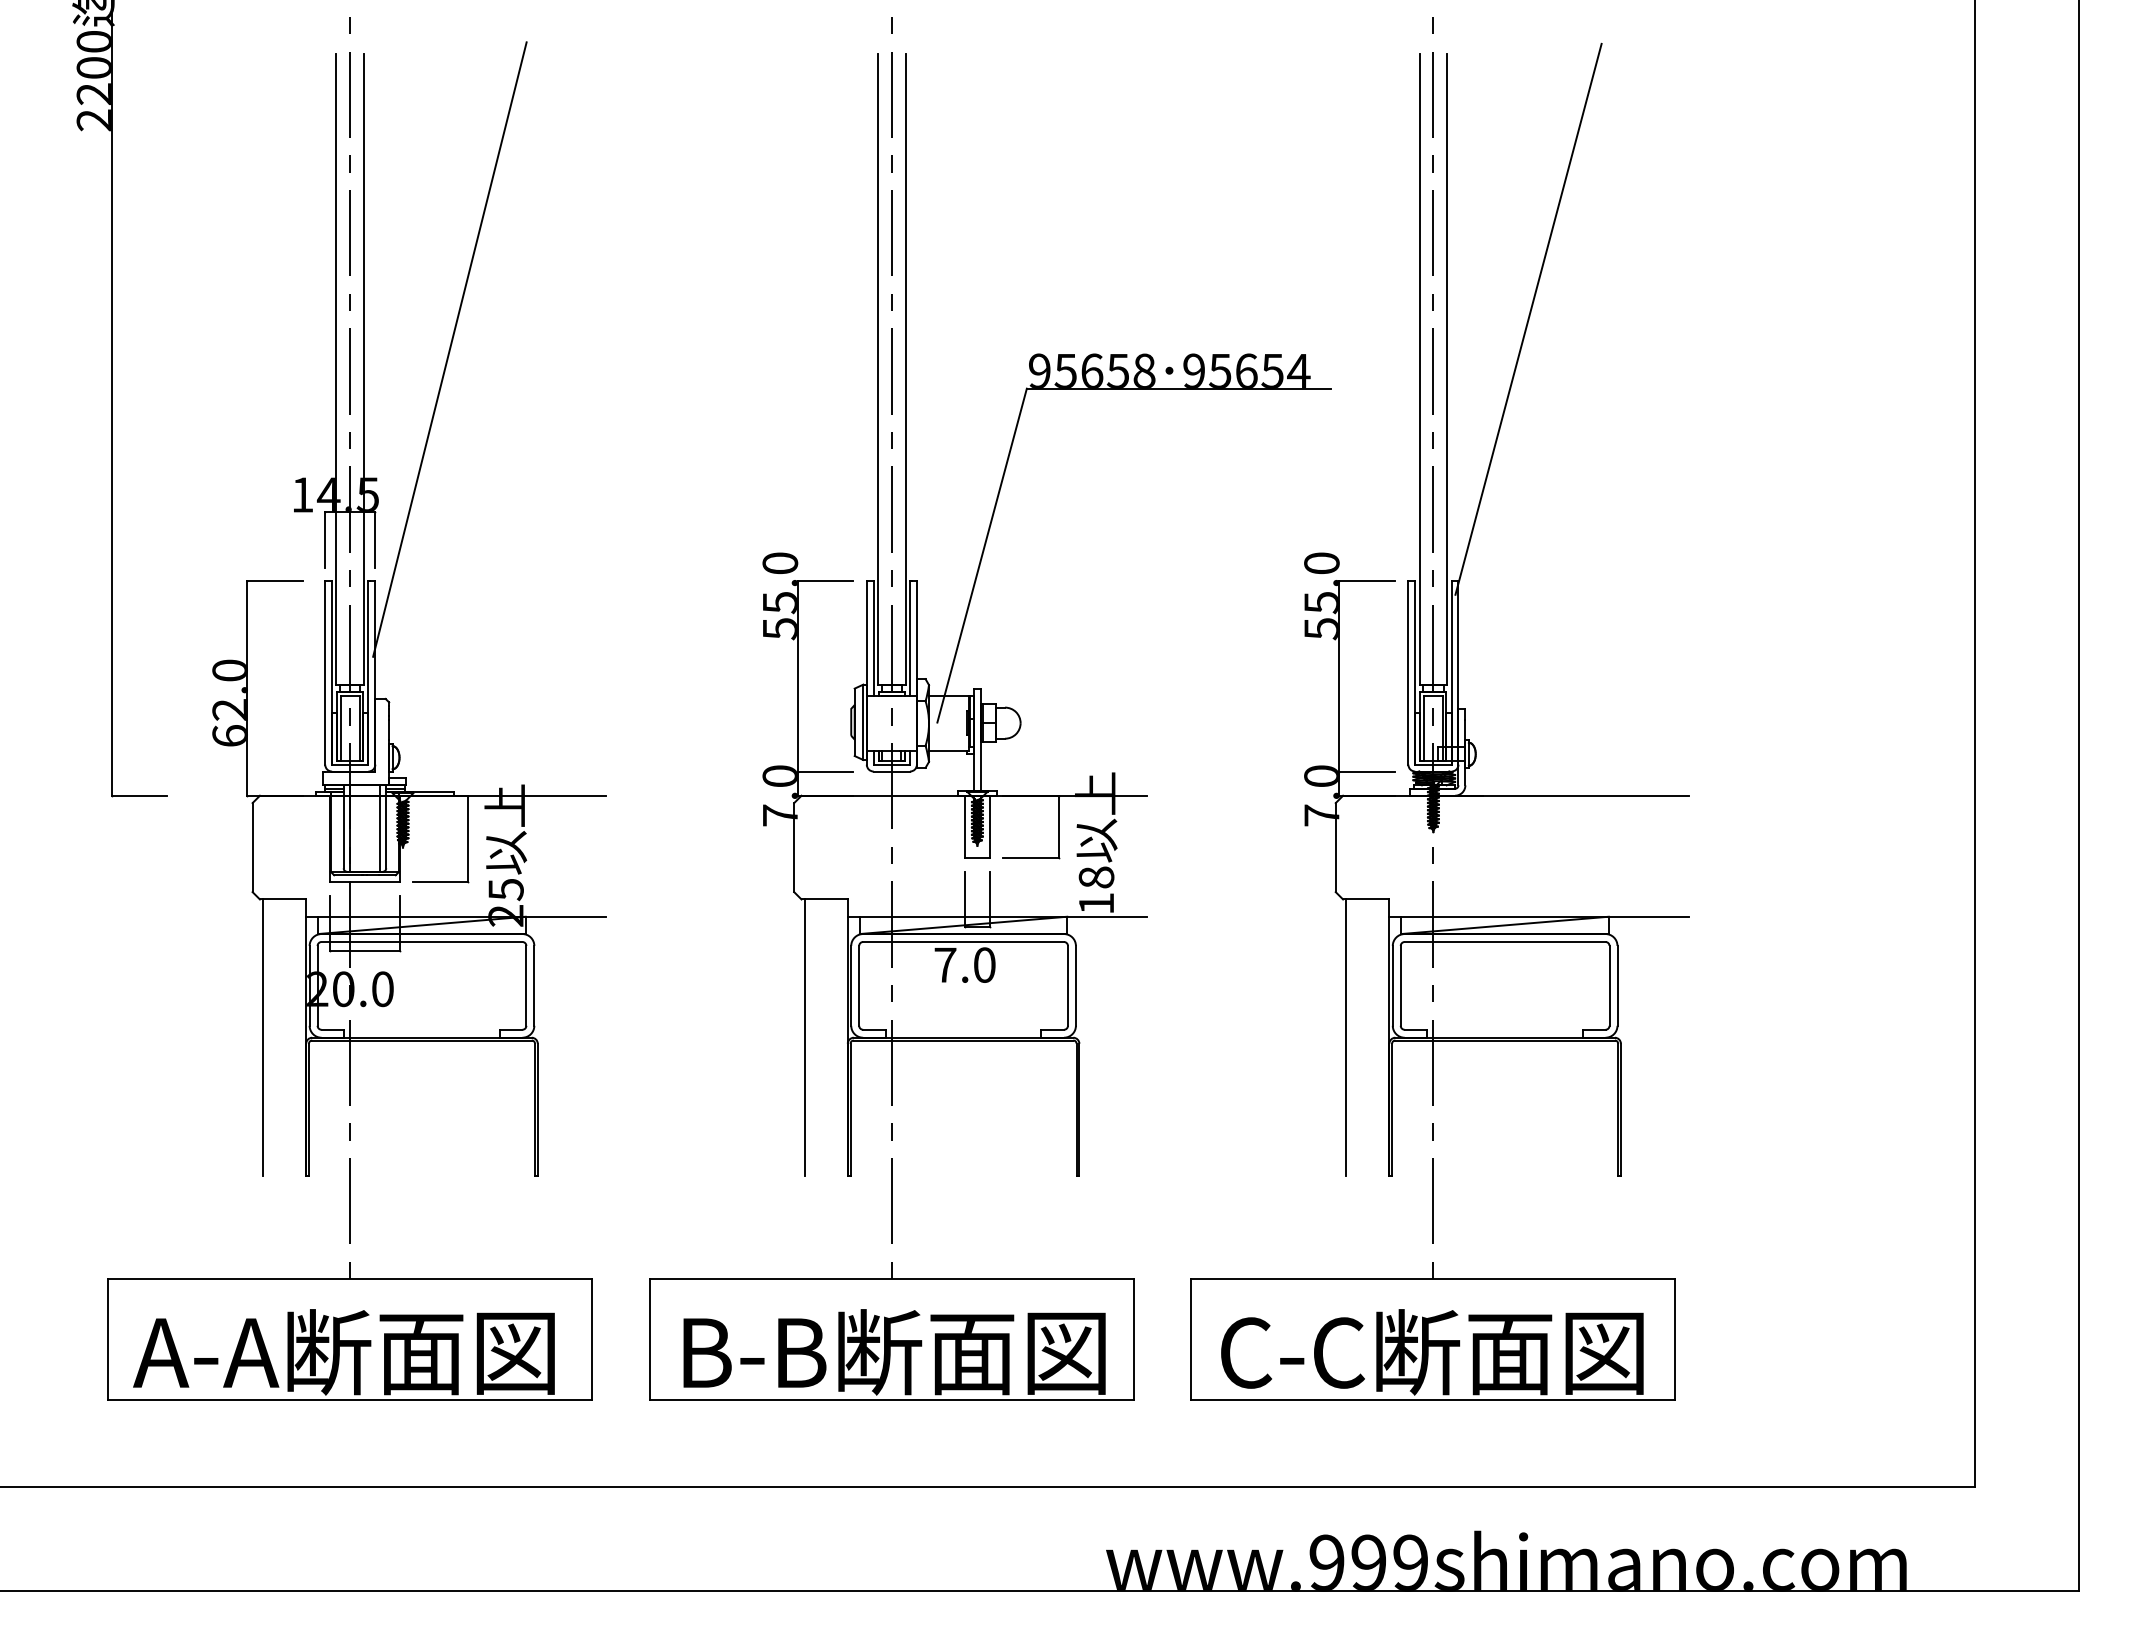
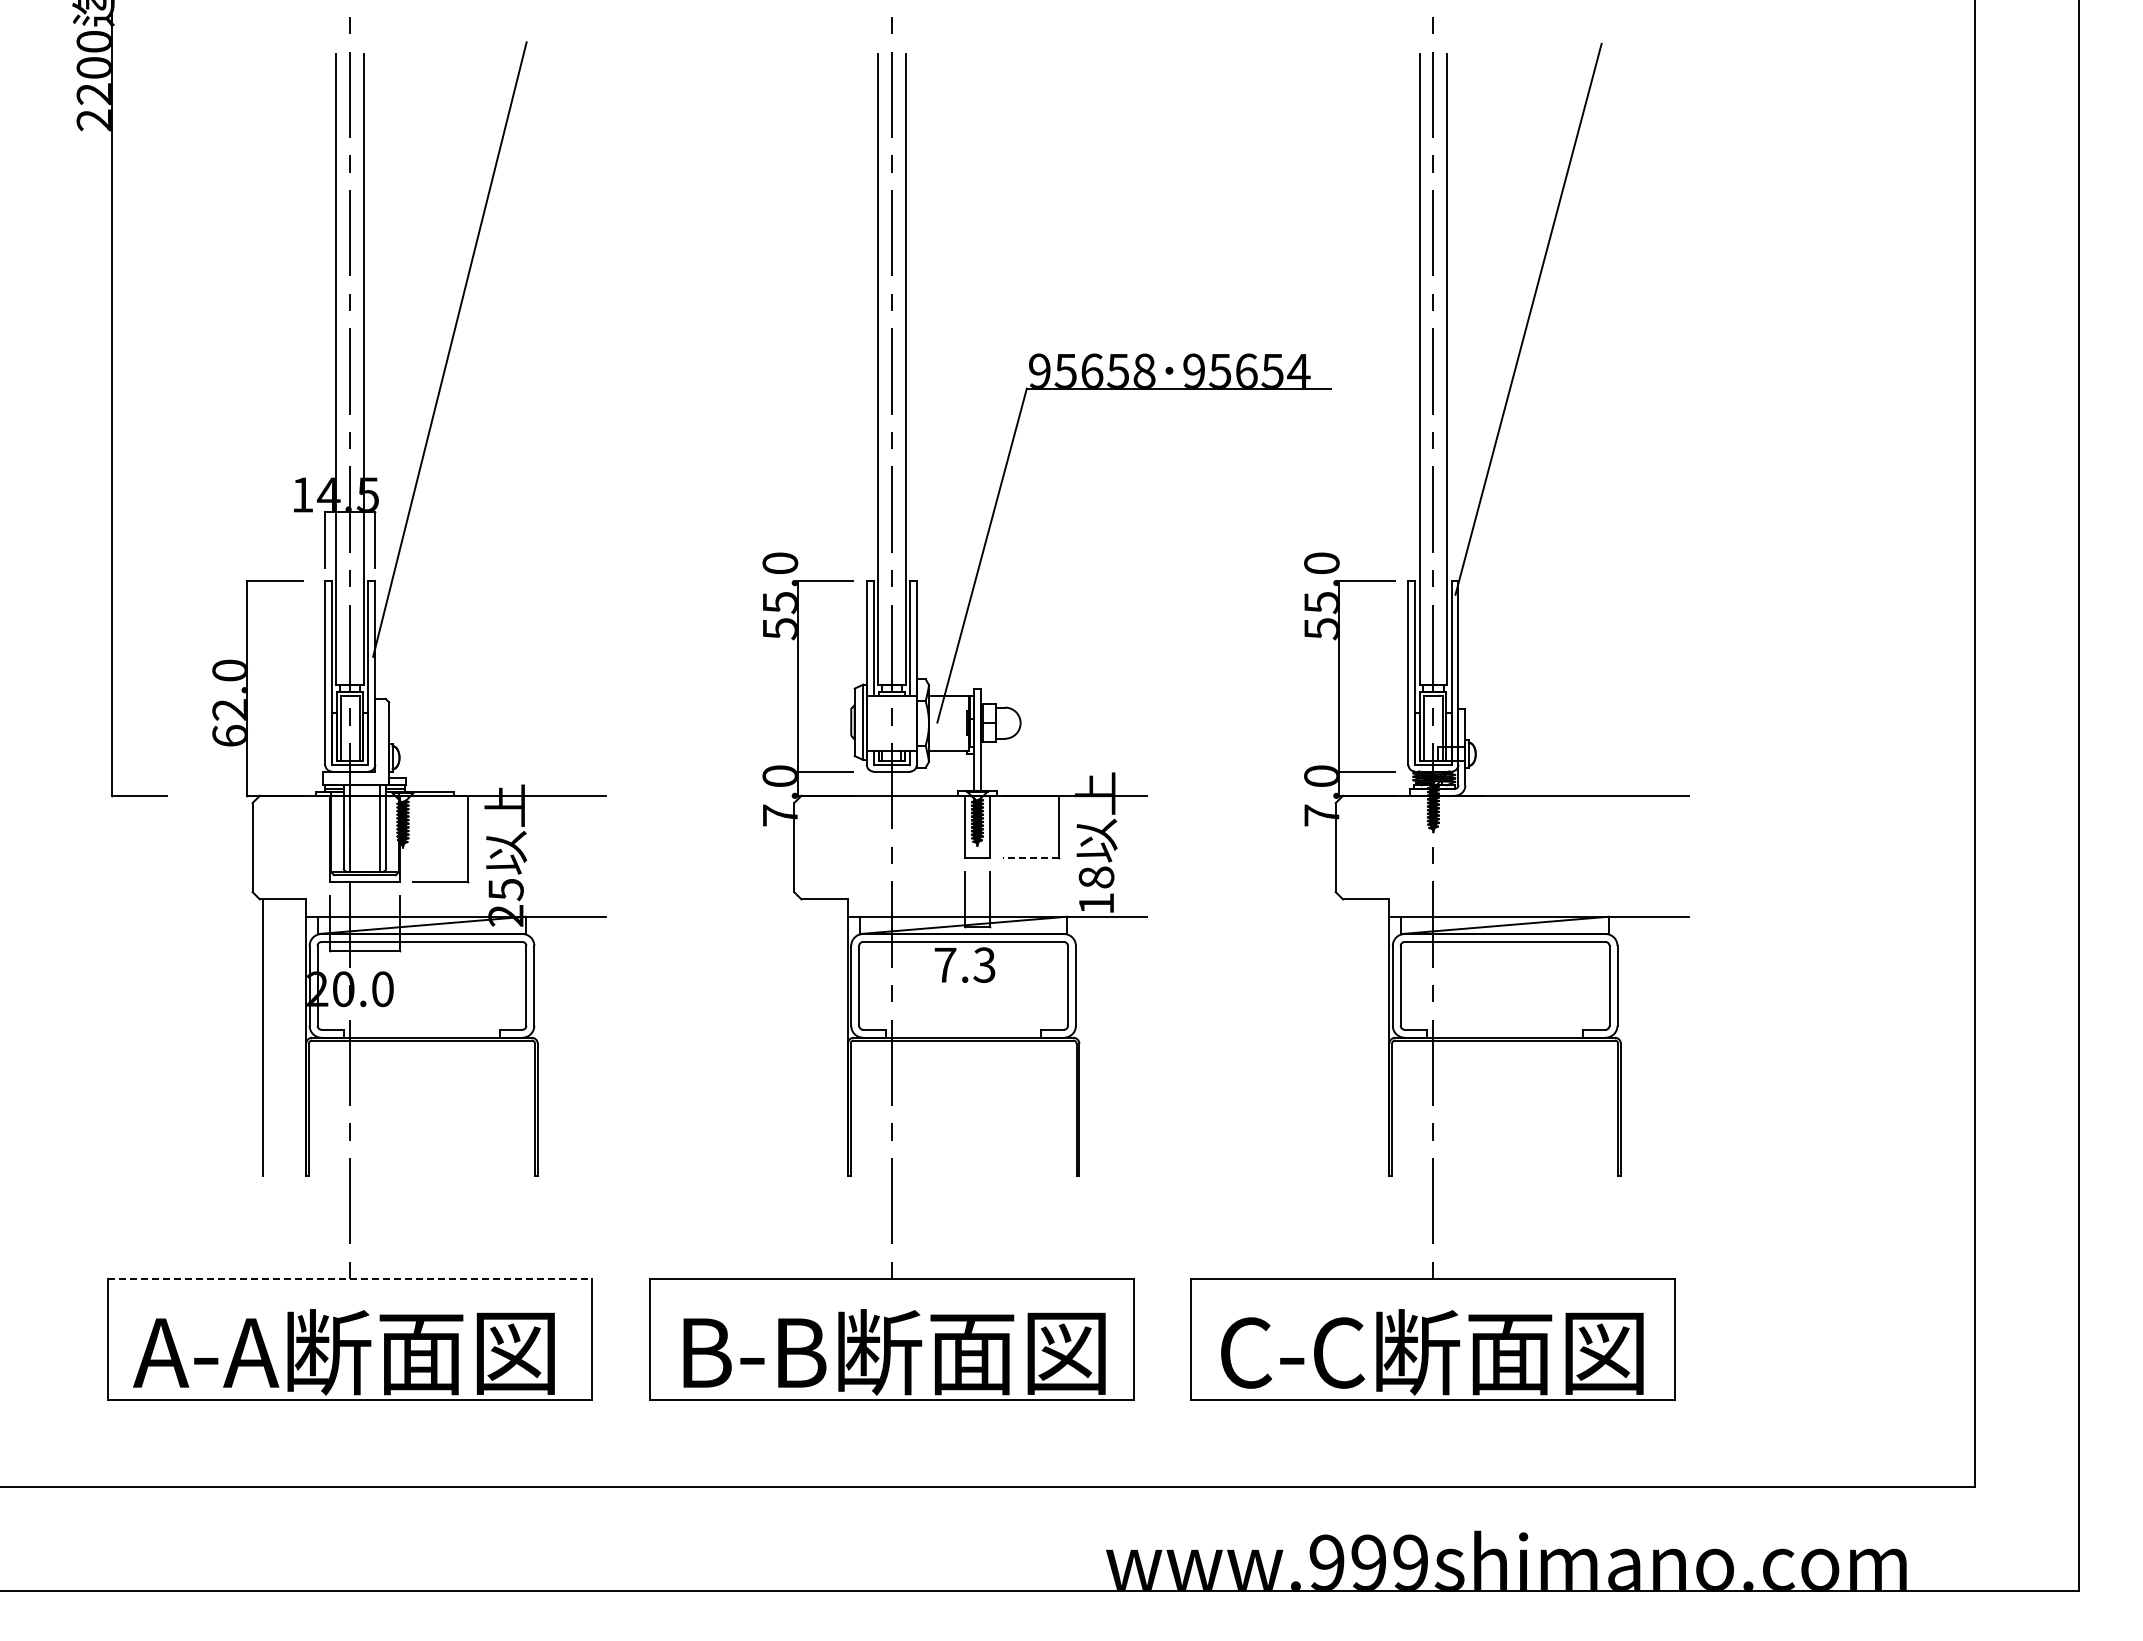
line: solid -> dashed (1031, 857)
text: 7.0 -> 7.3 (984, 964)
line: present -> none (804, 1037)
line: present -> none (1346, 1037)
line: solid -> dashed (350, 1278)
